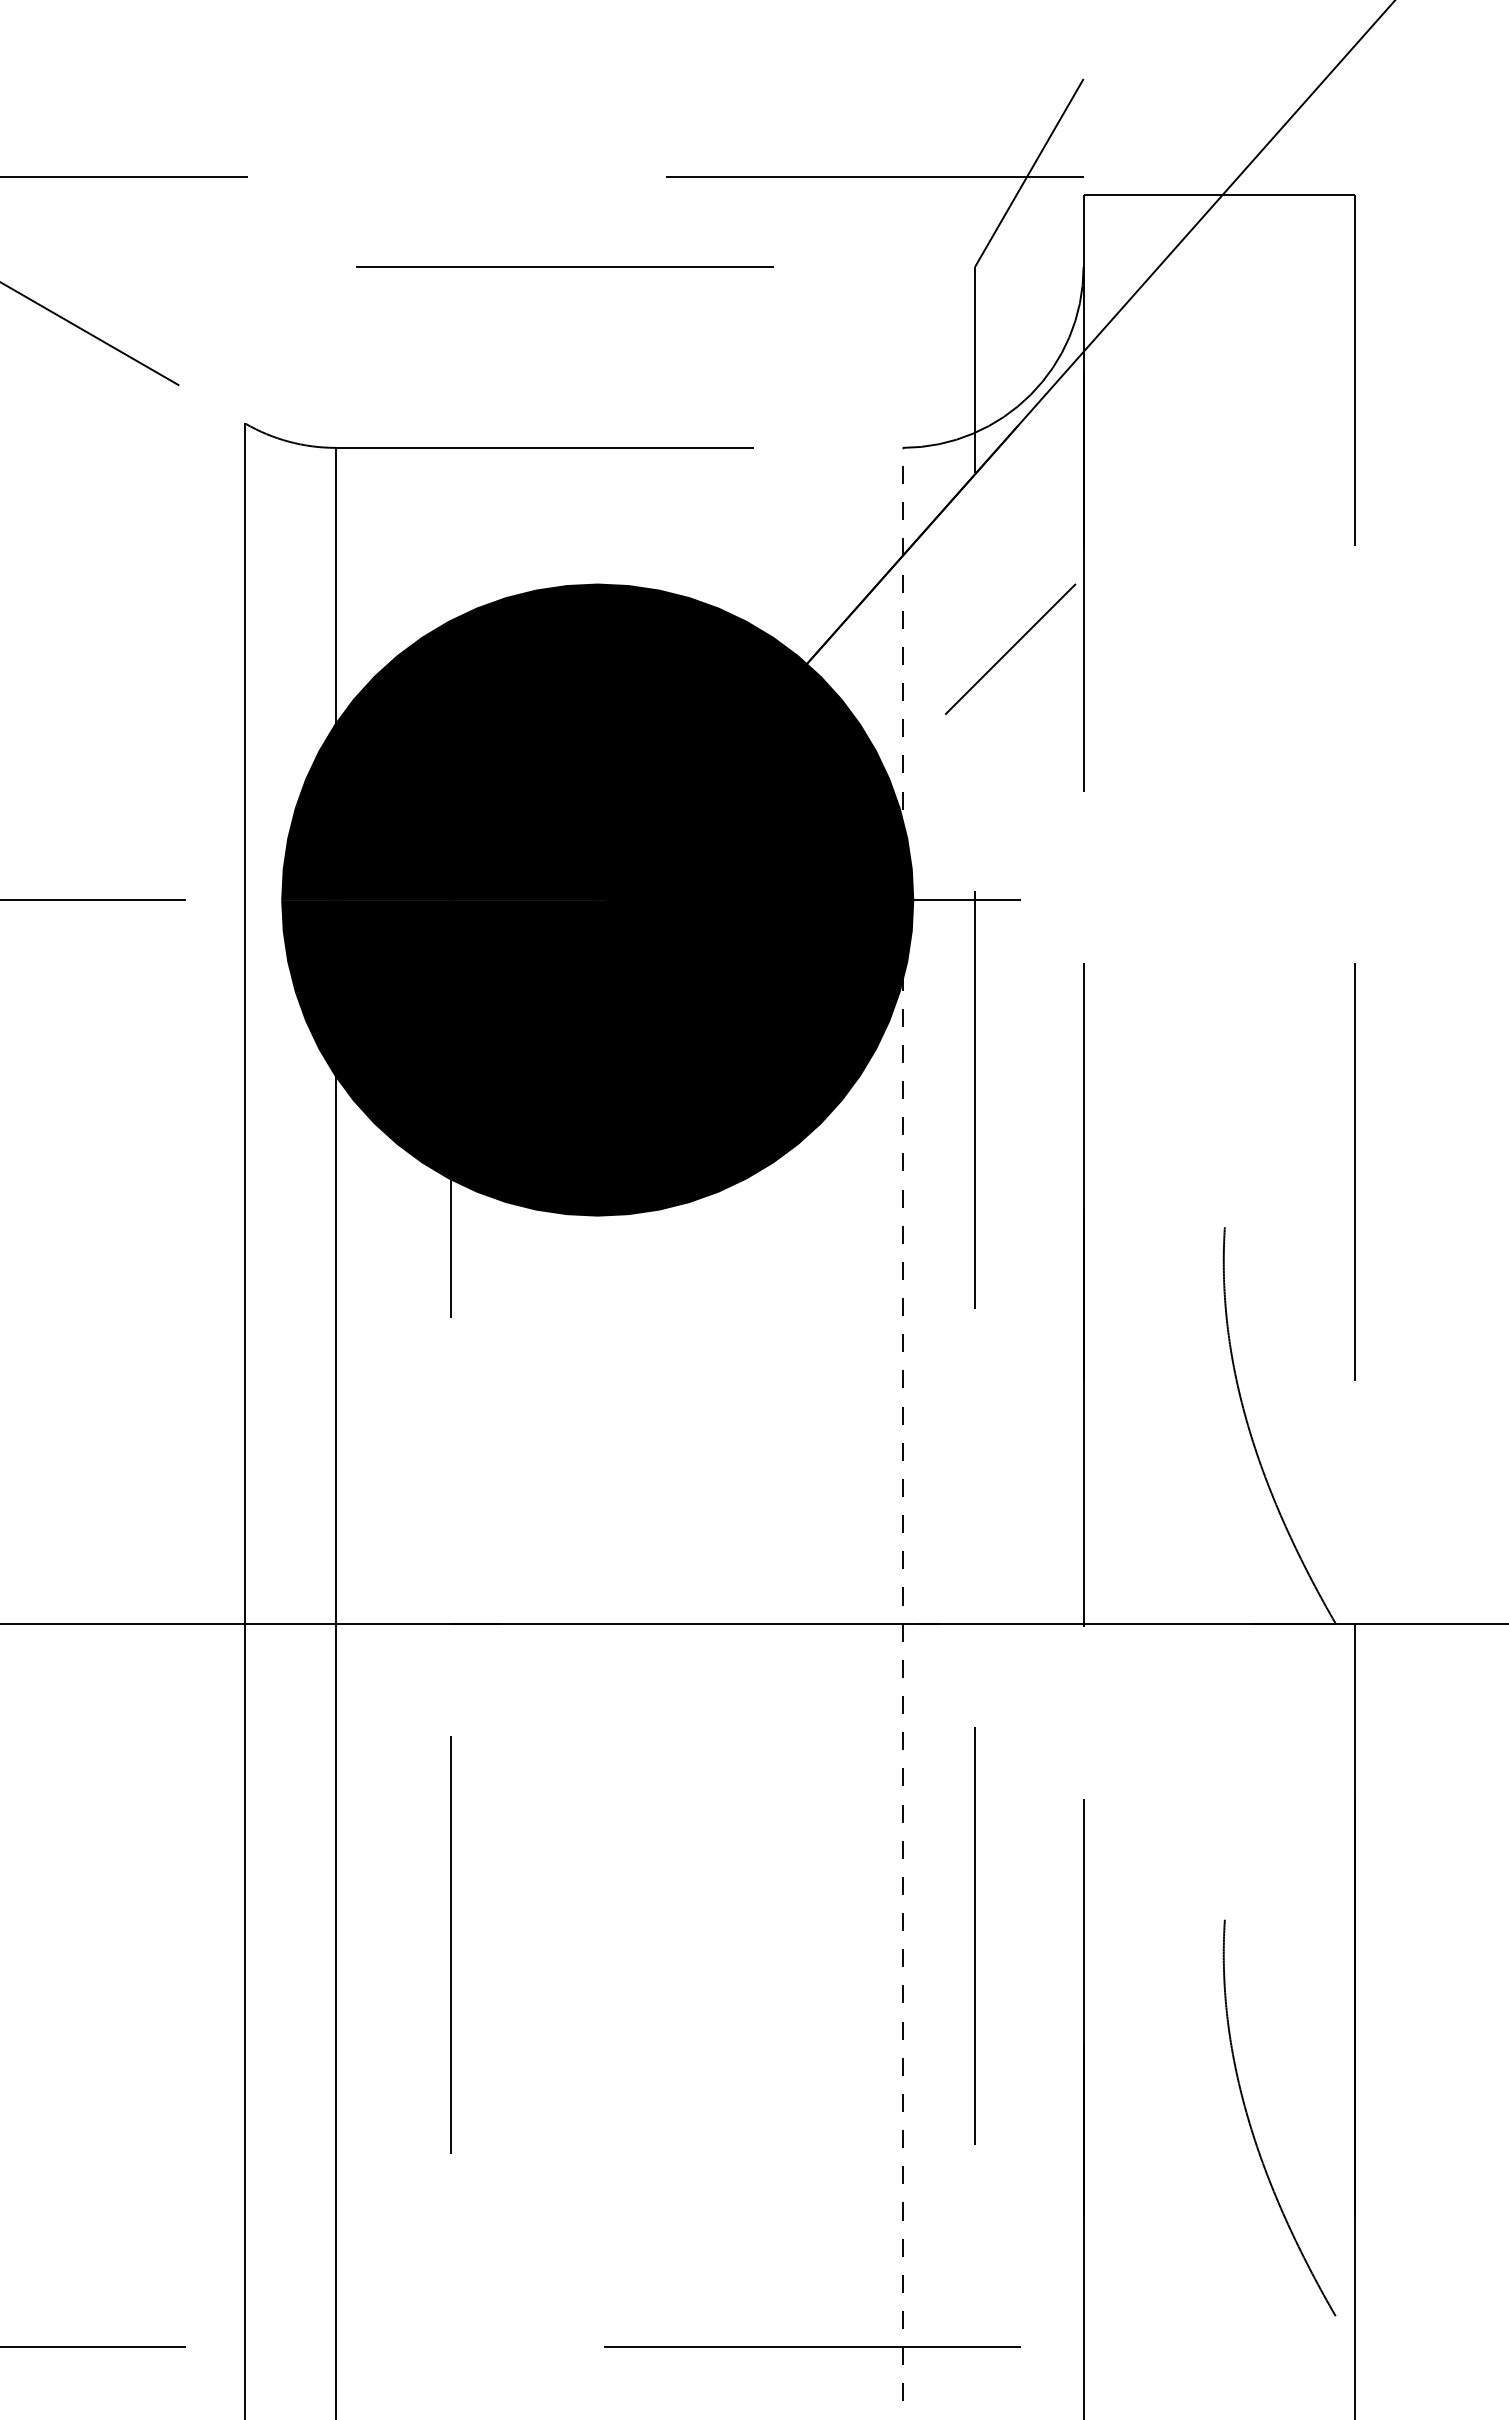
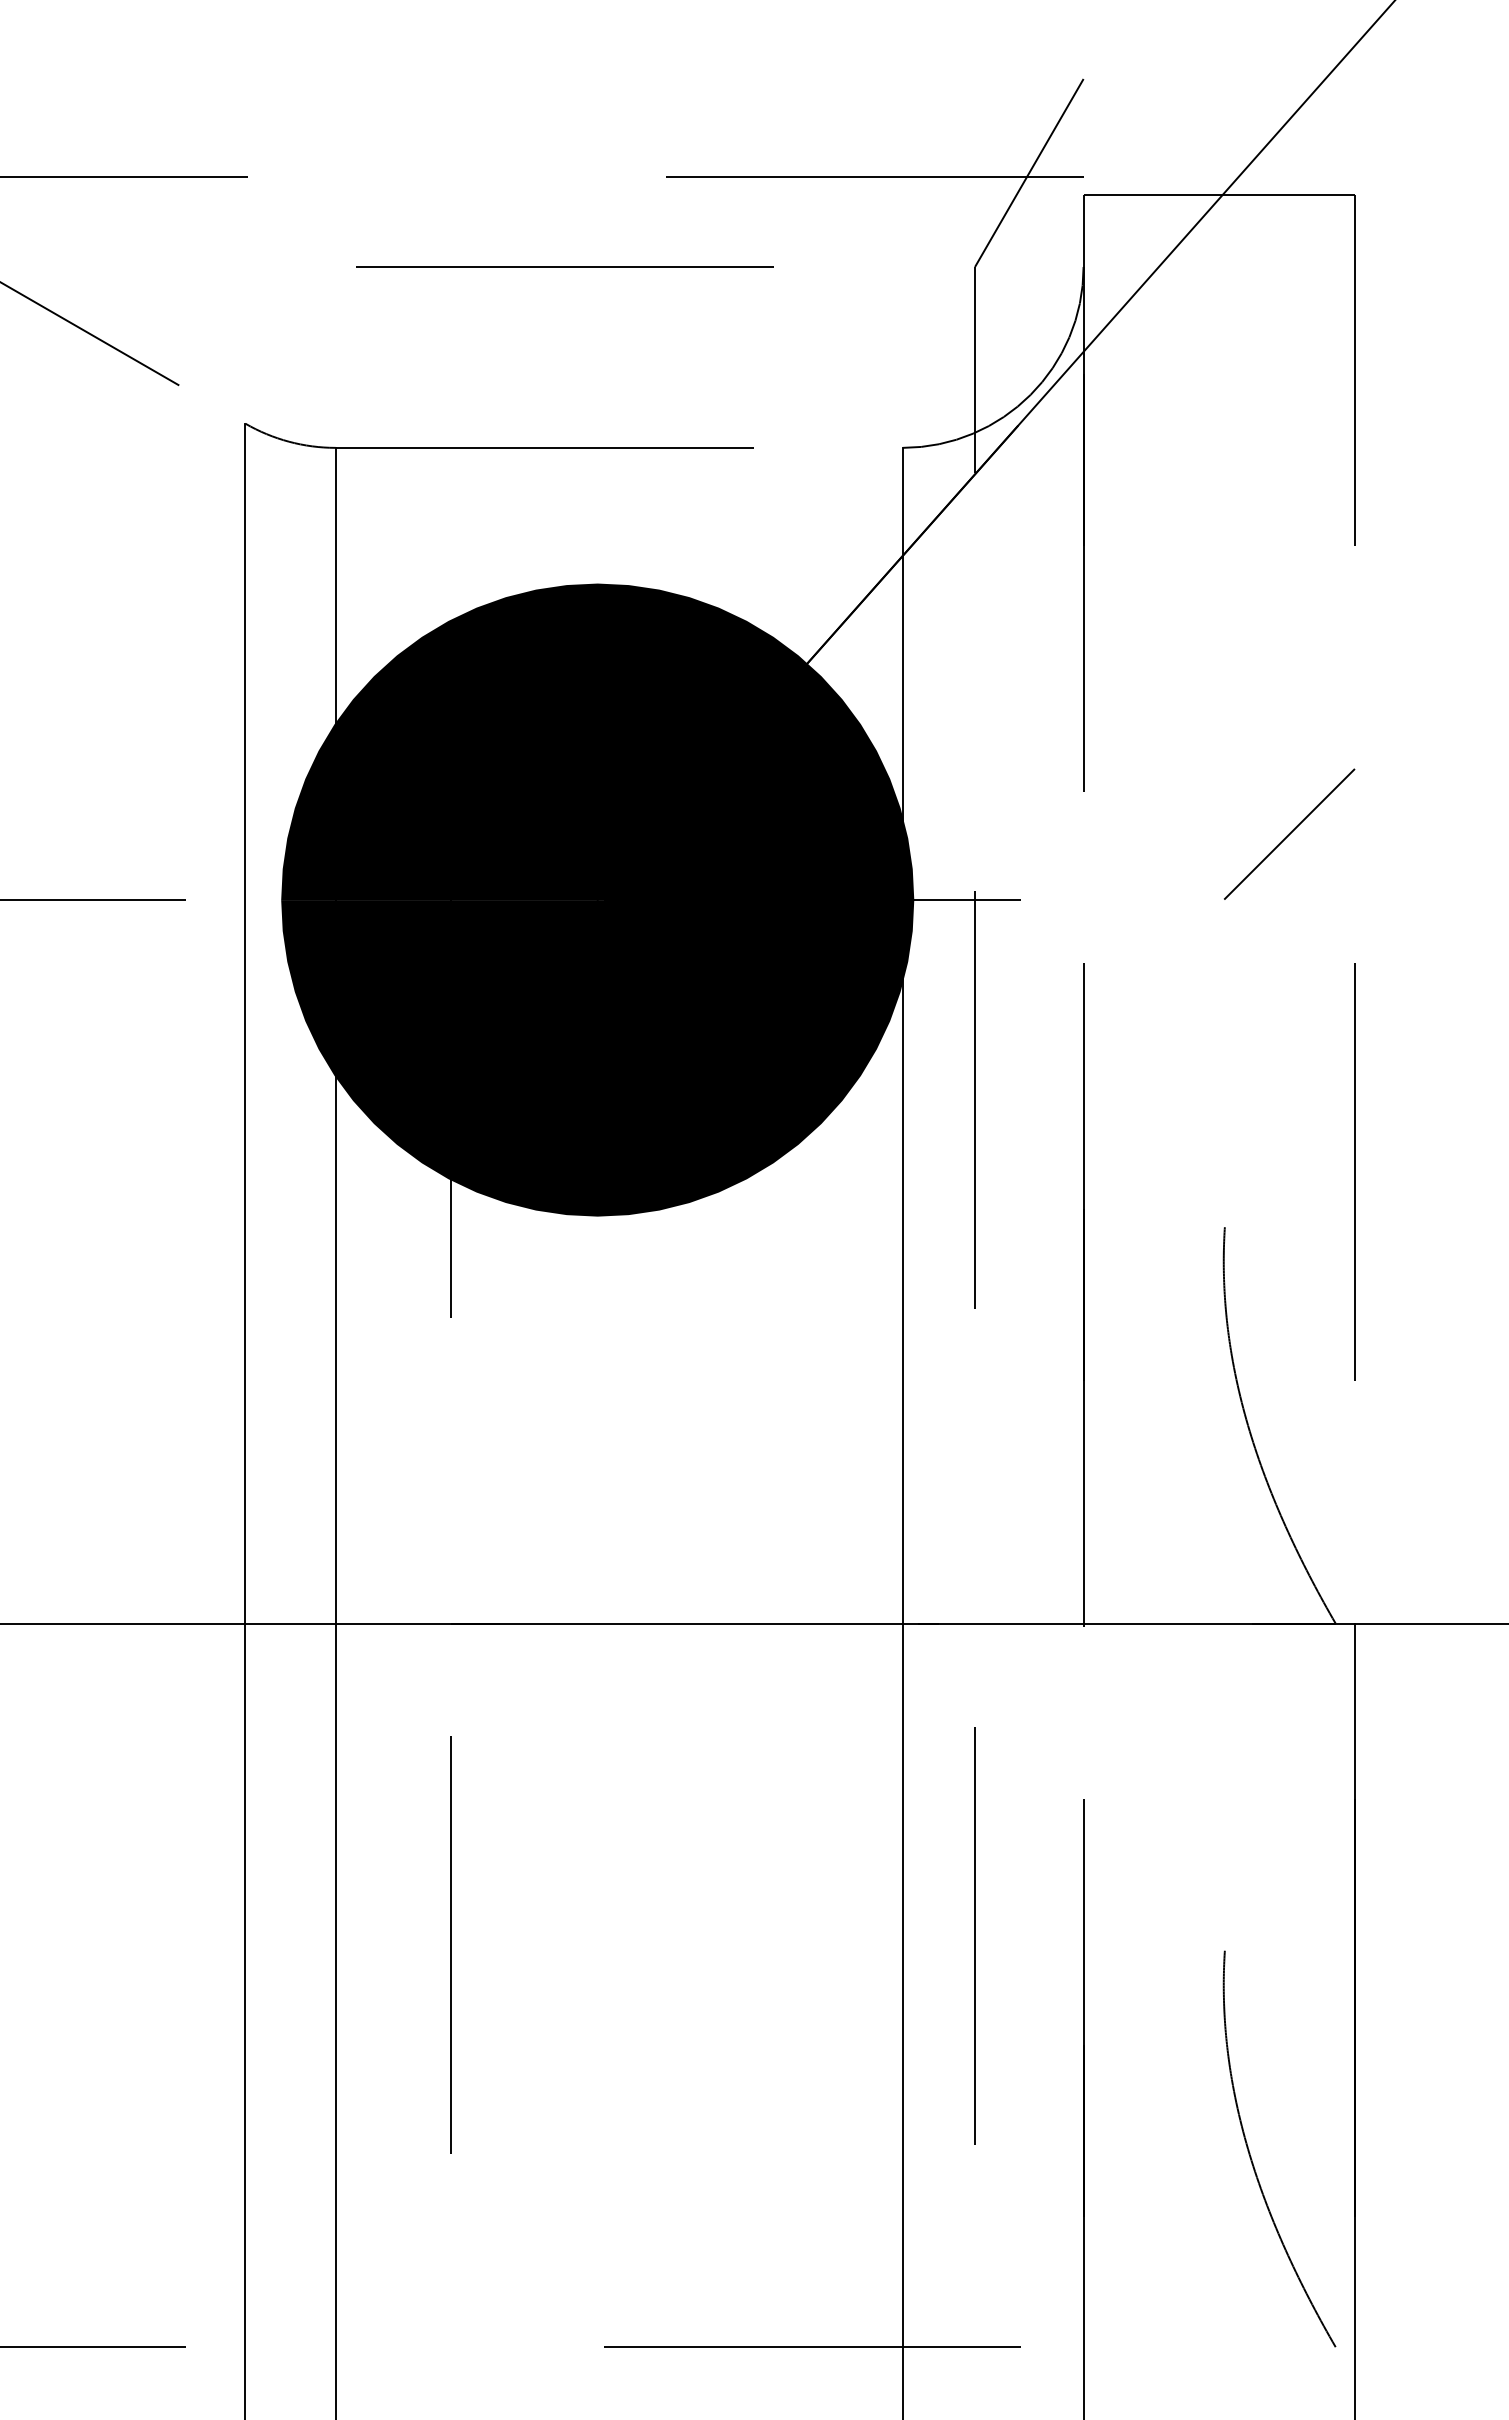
line position: (1010, 648) -> (1289, 833) (1289, 833)
line: dashed -> solid (902, 1433)
curve position: (1251, 2125) -> (1251, 2156) (1251, 2156)
